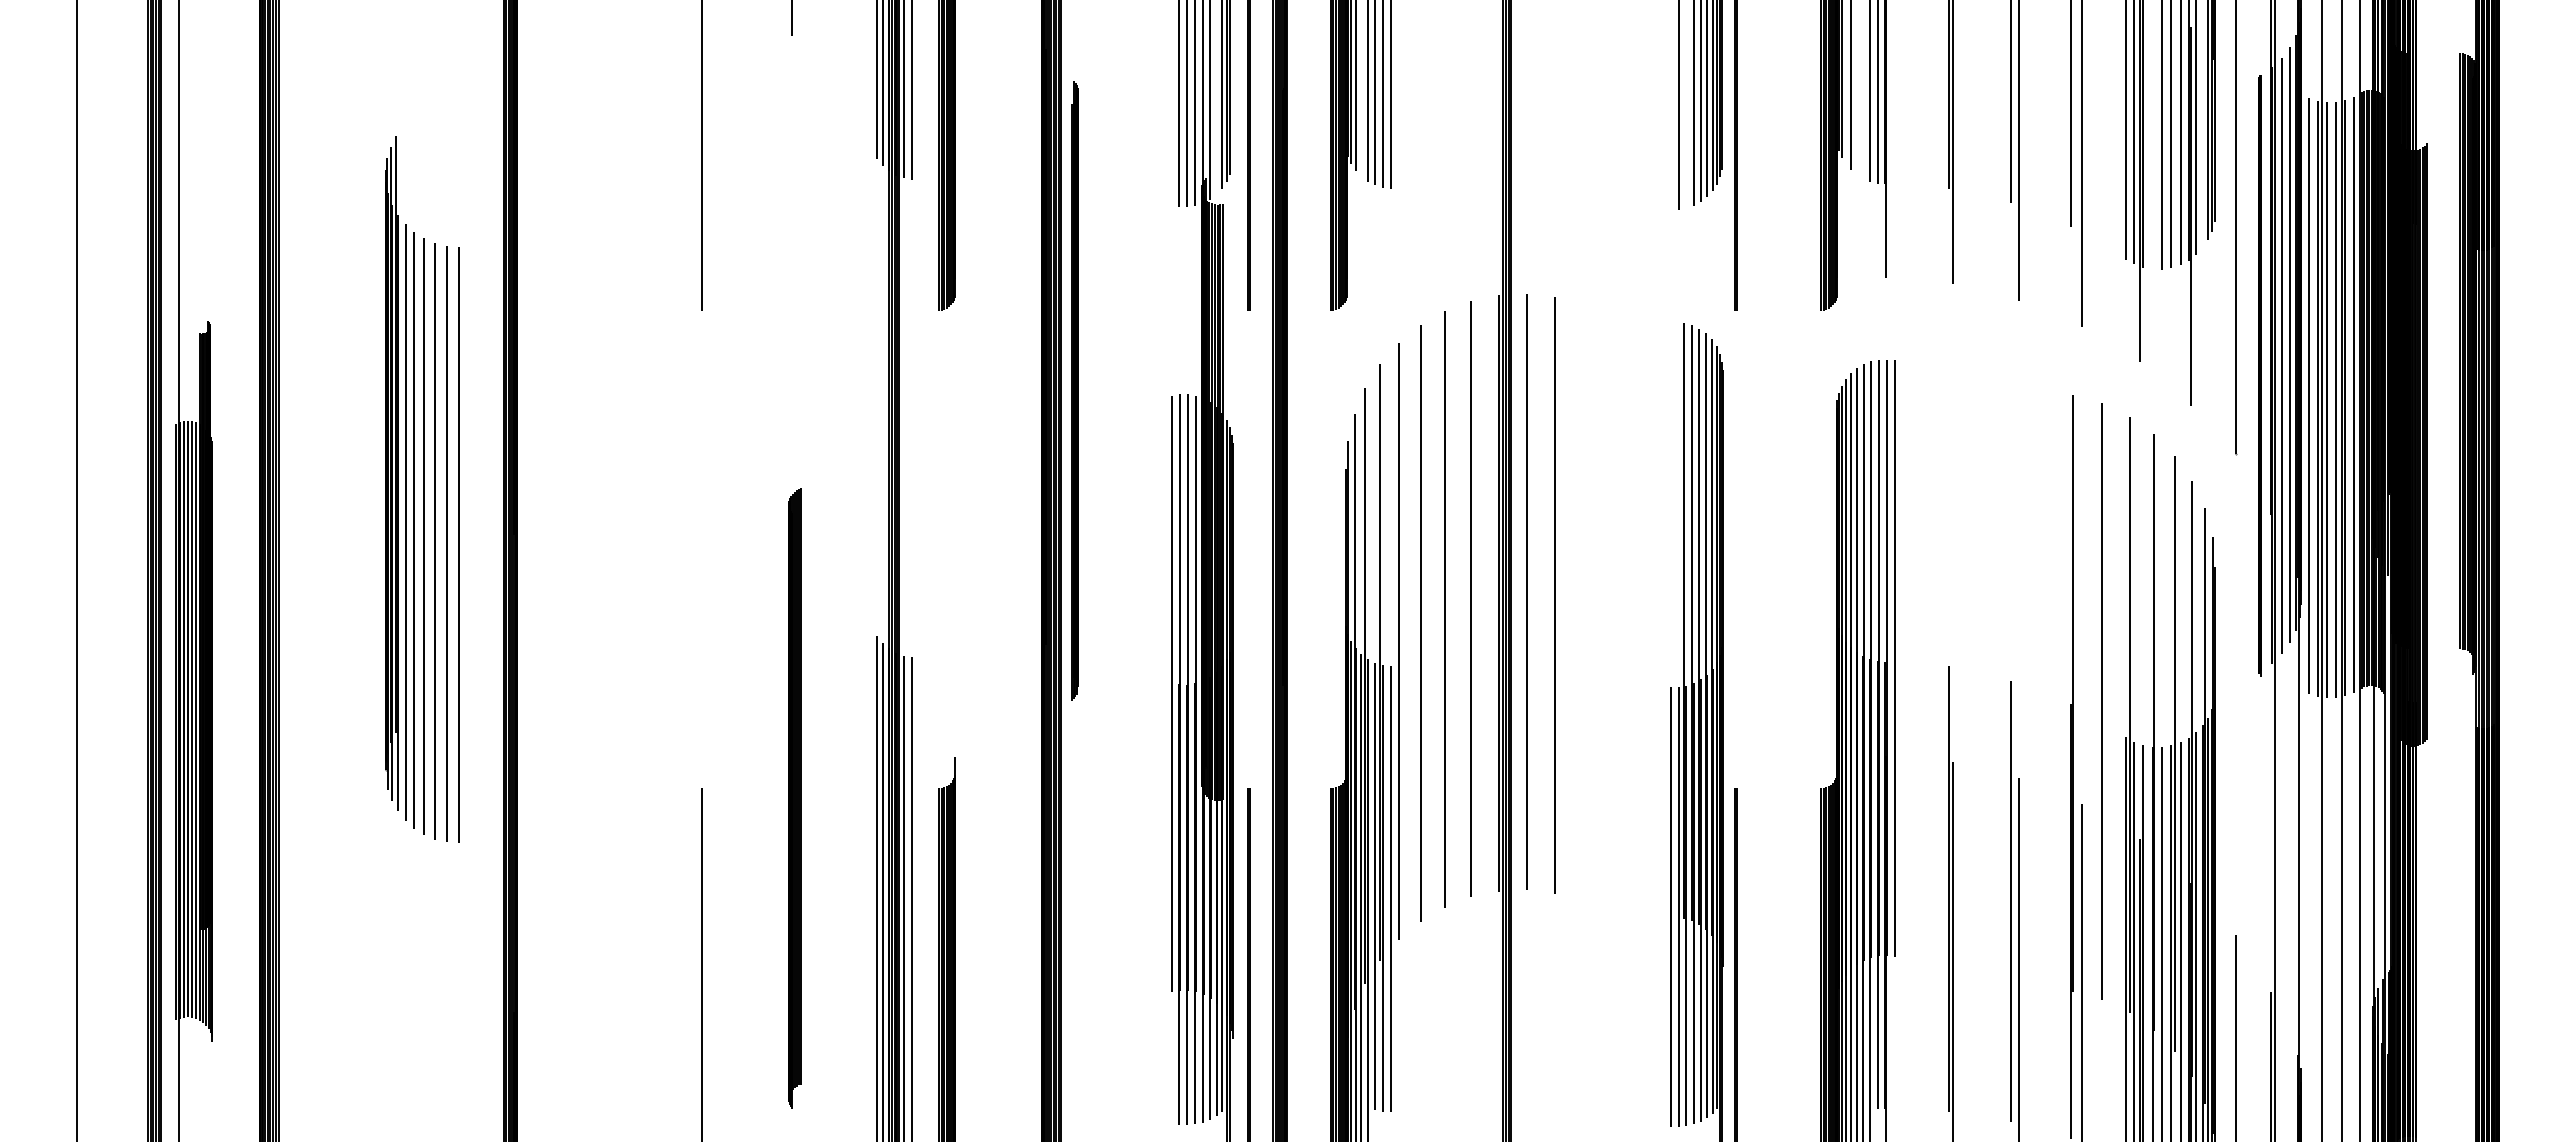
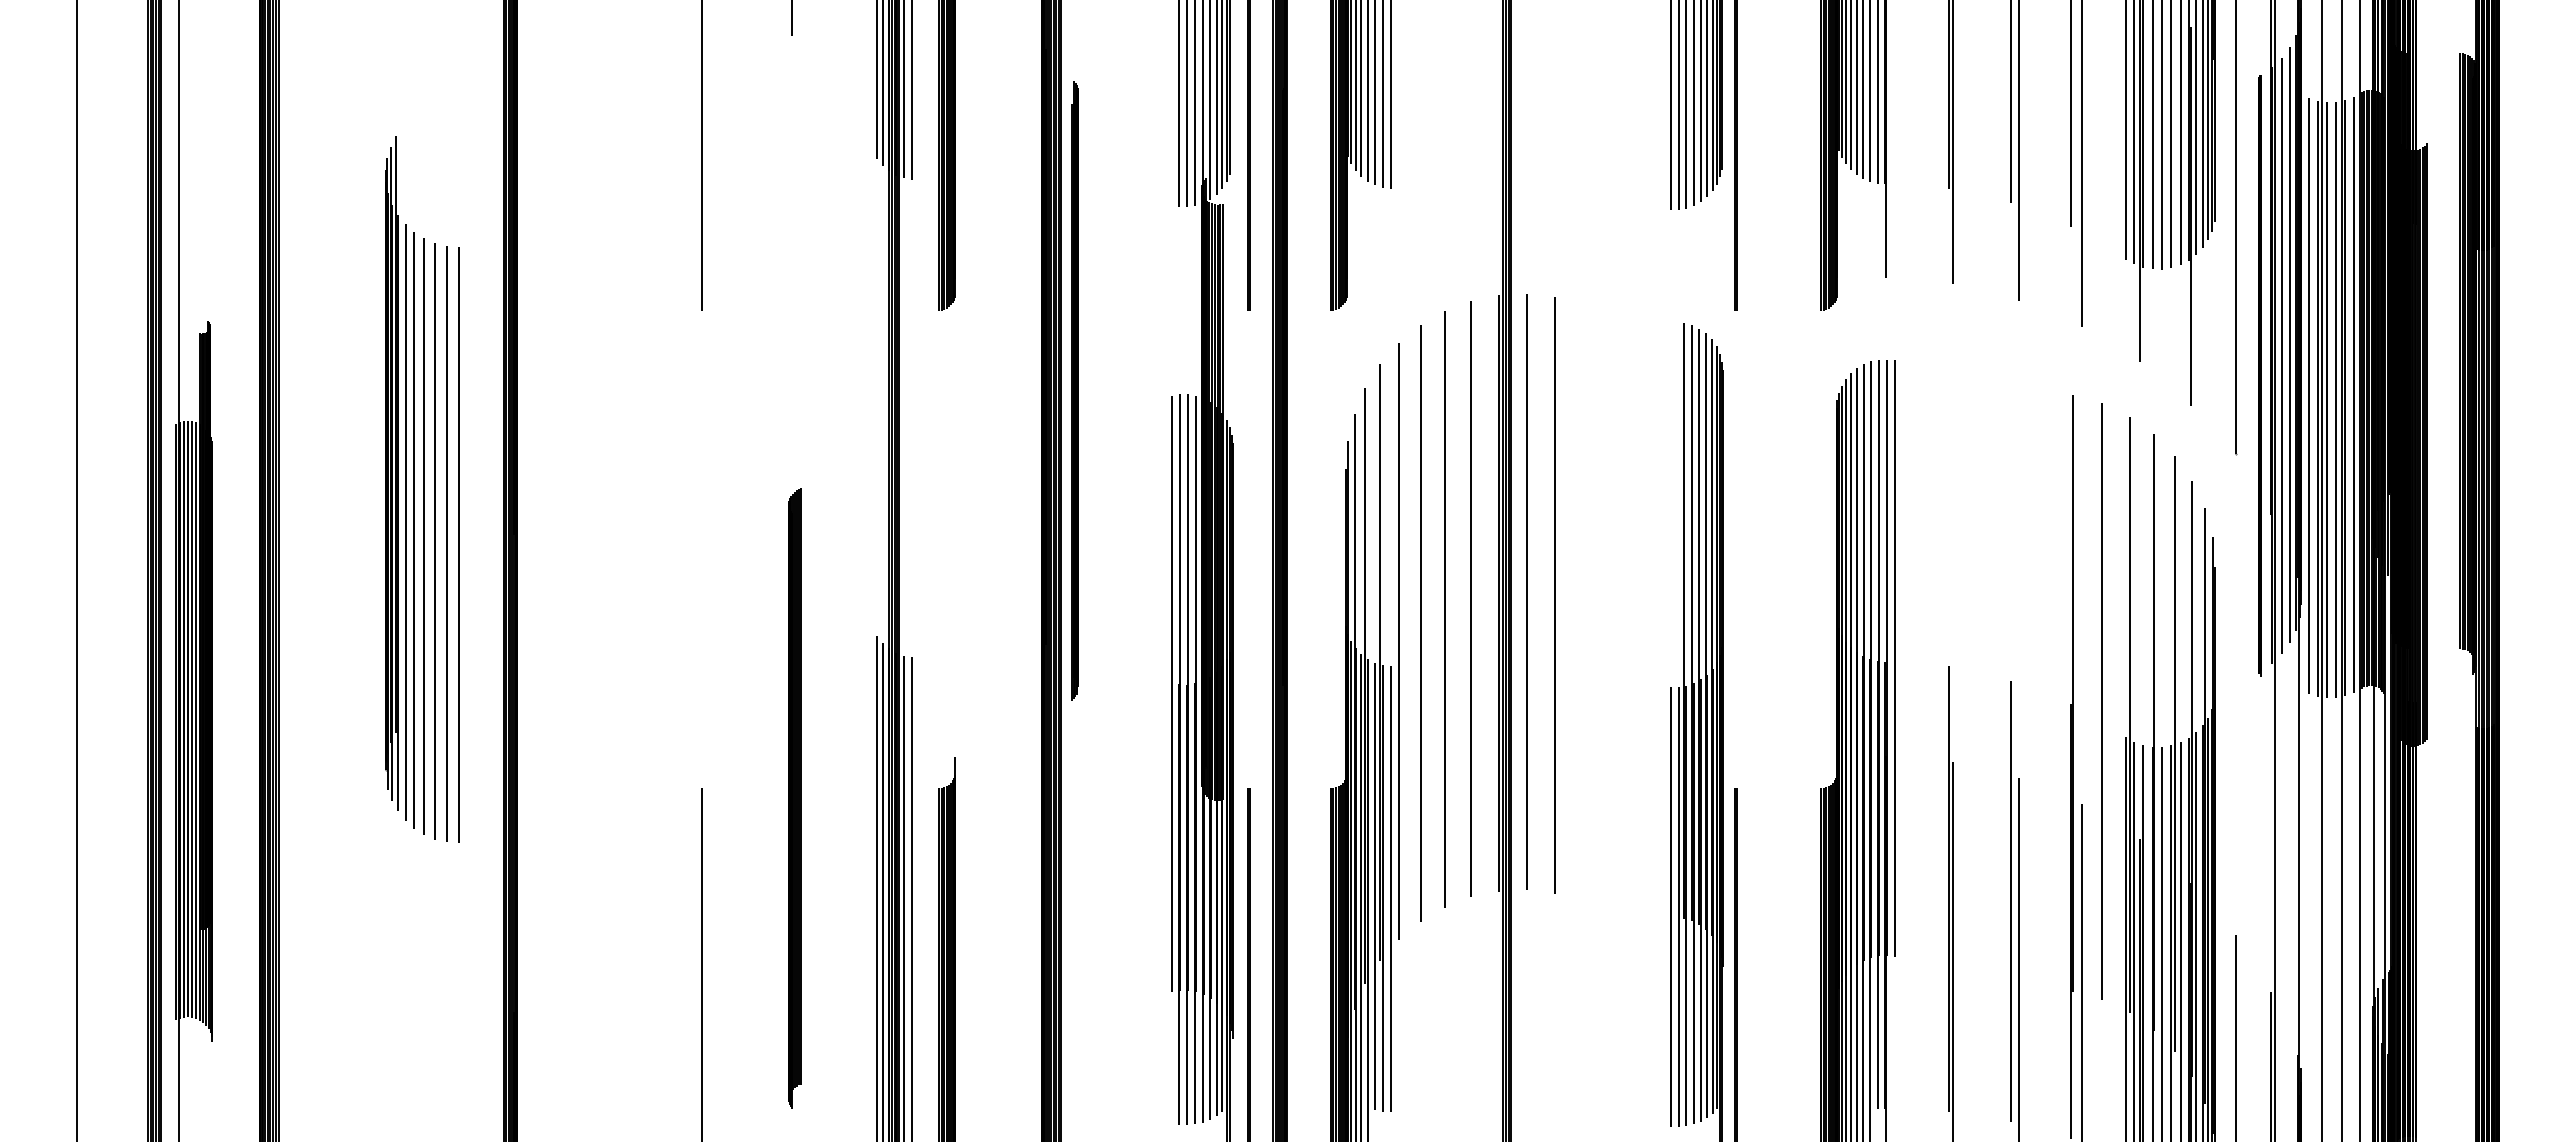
line: none -> present (1845, 83)
line: none -> present (1856, 88)
line: none -> present (1361, 89)
line: none -> present (1863, 90)
line: none -> present (1216, 98)
line: none -> present (1686, 105)
line: none -> present (1670, 106)
line: none -> present (2203, 125)
line: none -> present (2152, 135)
